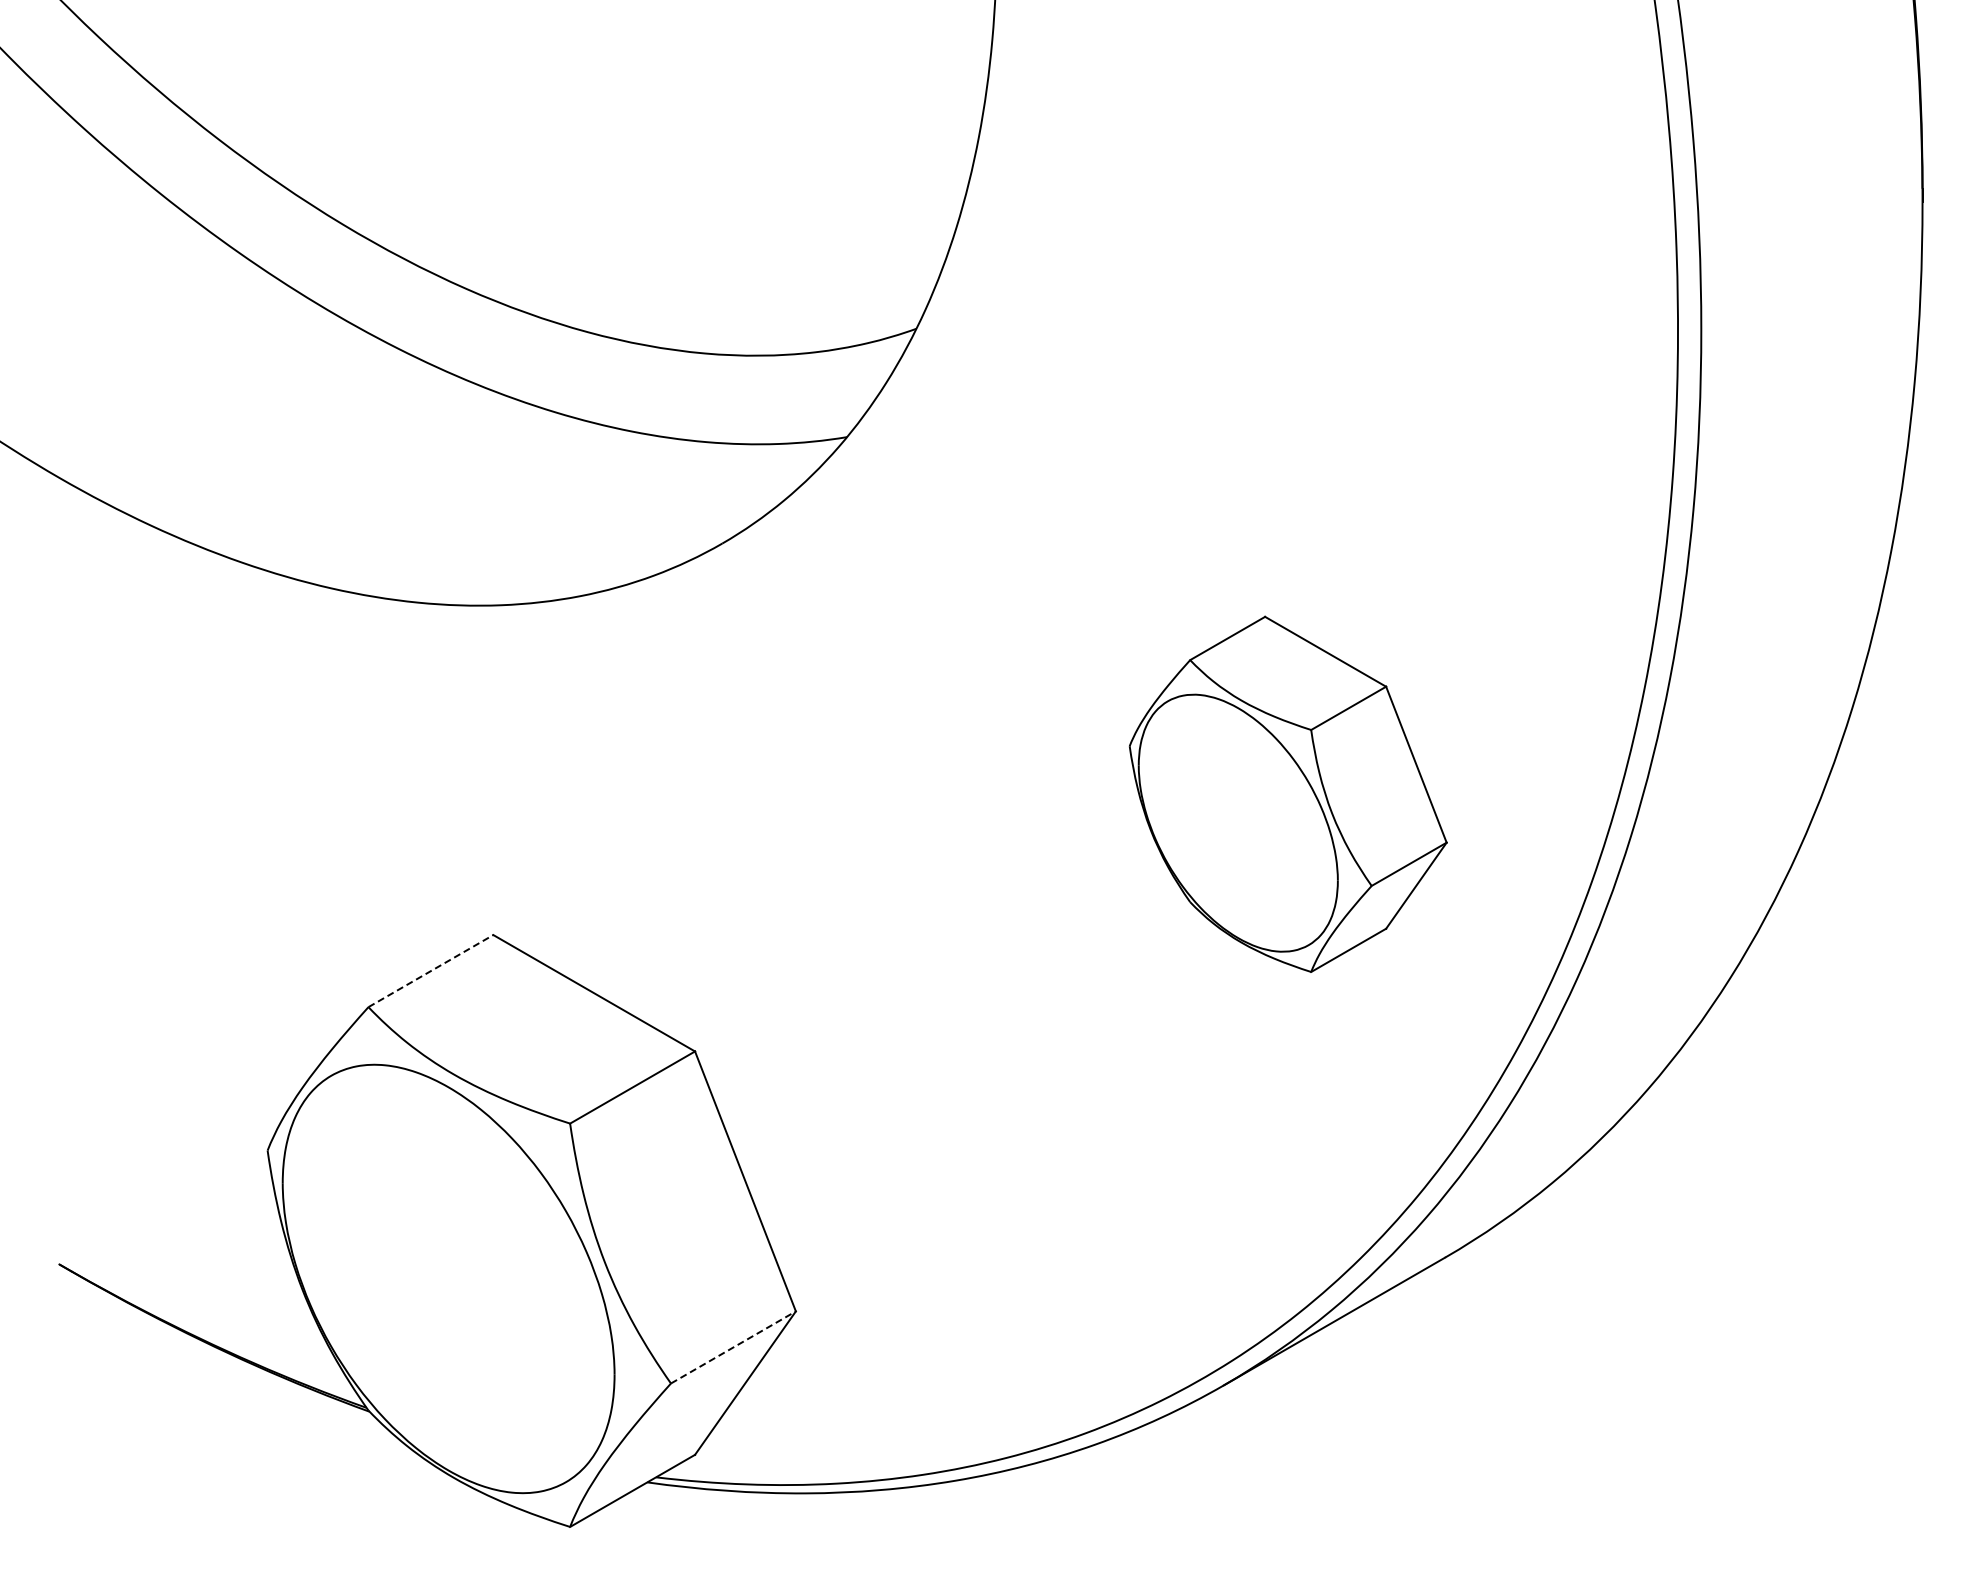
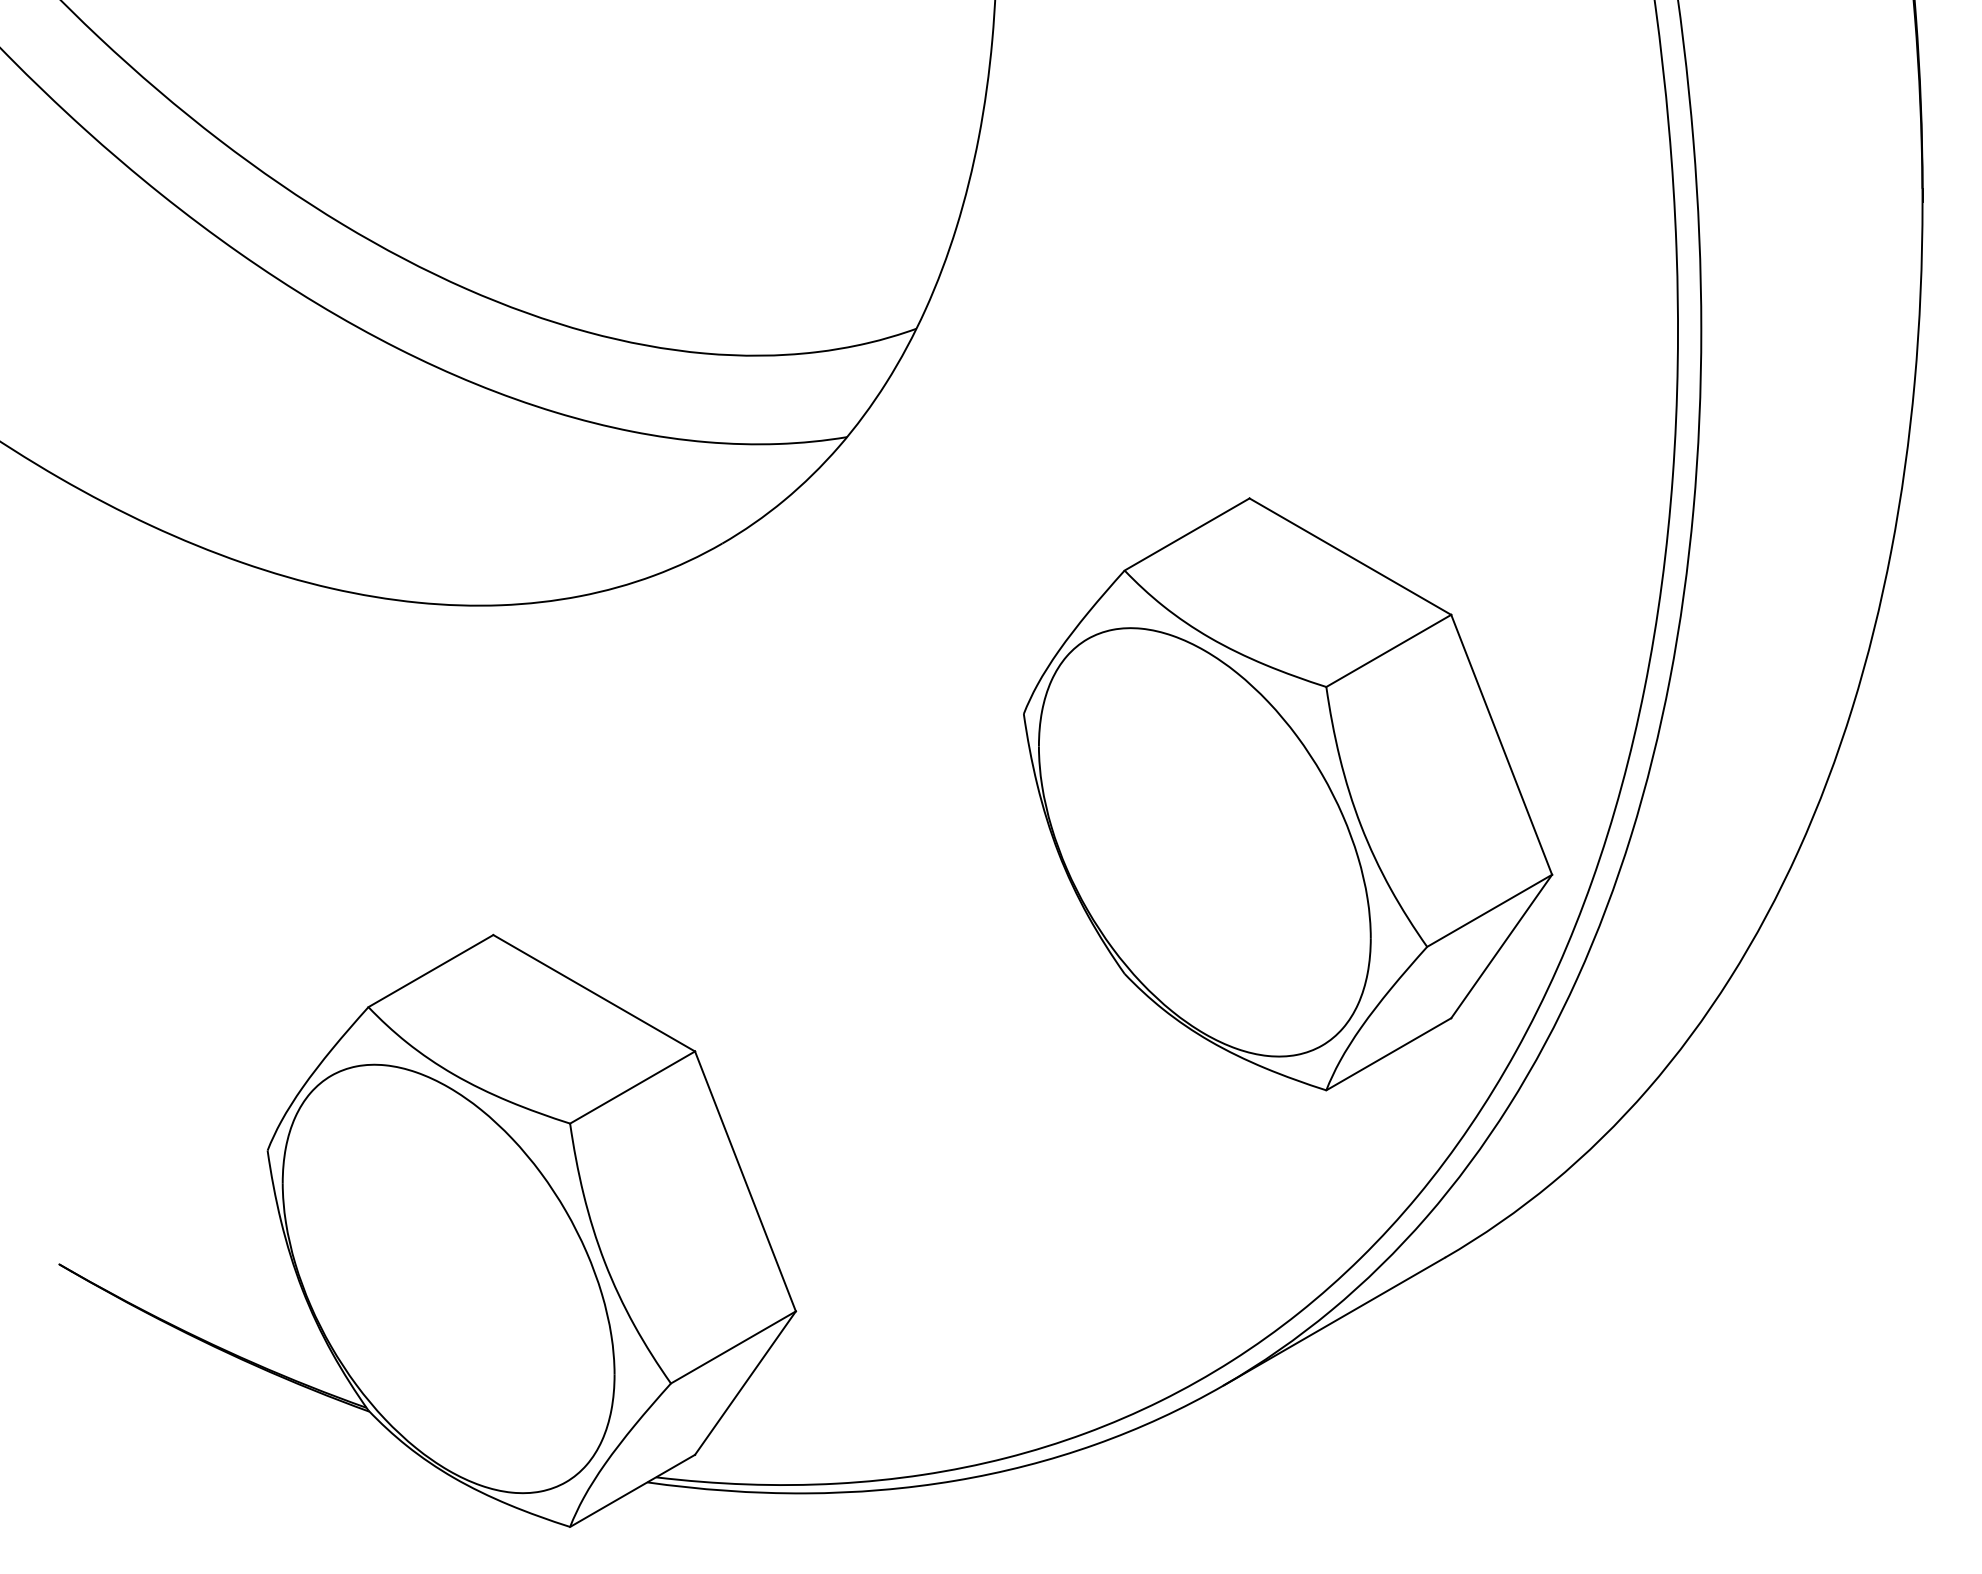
part size: 320x358 px -> 531x595 px (1288, 794)
line: dashed -> solid (431, 970)
line: dashed -> solid (733, 1347)
